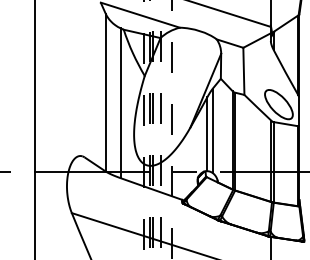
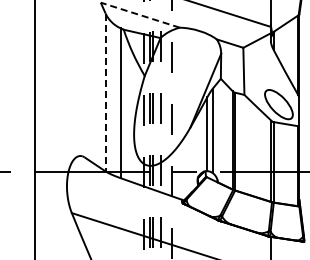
line: solid -> dashed (139, 15)
line: solid -> dashed (105, 92)
